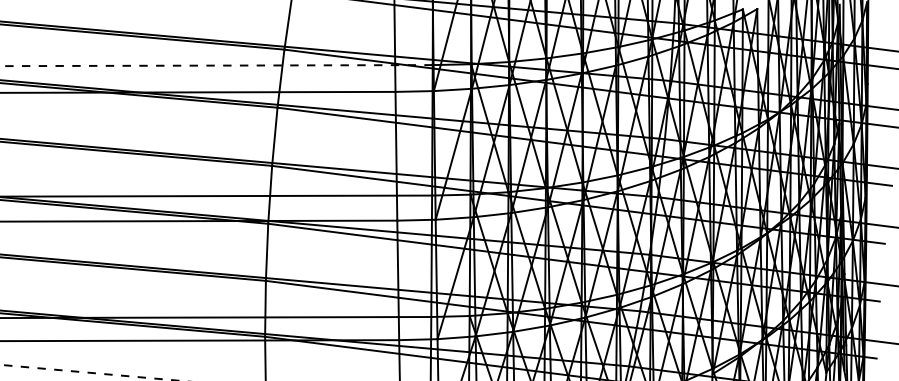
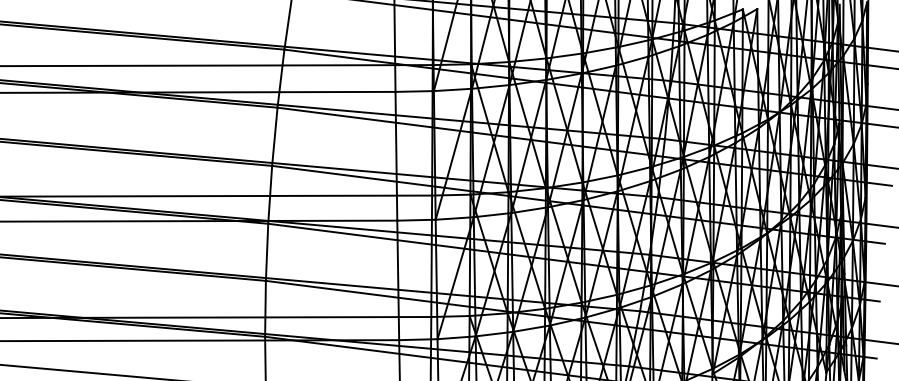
line: dashed -> solid (216, 65)
line: dashed -> solid (91, 372)
